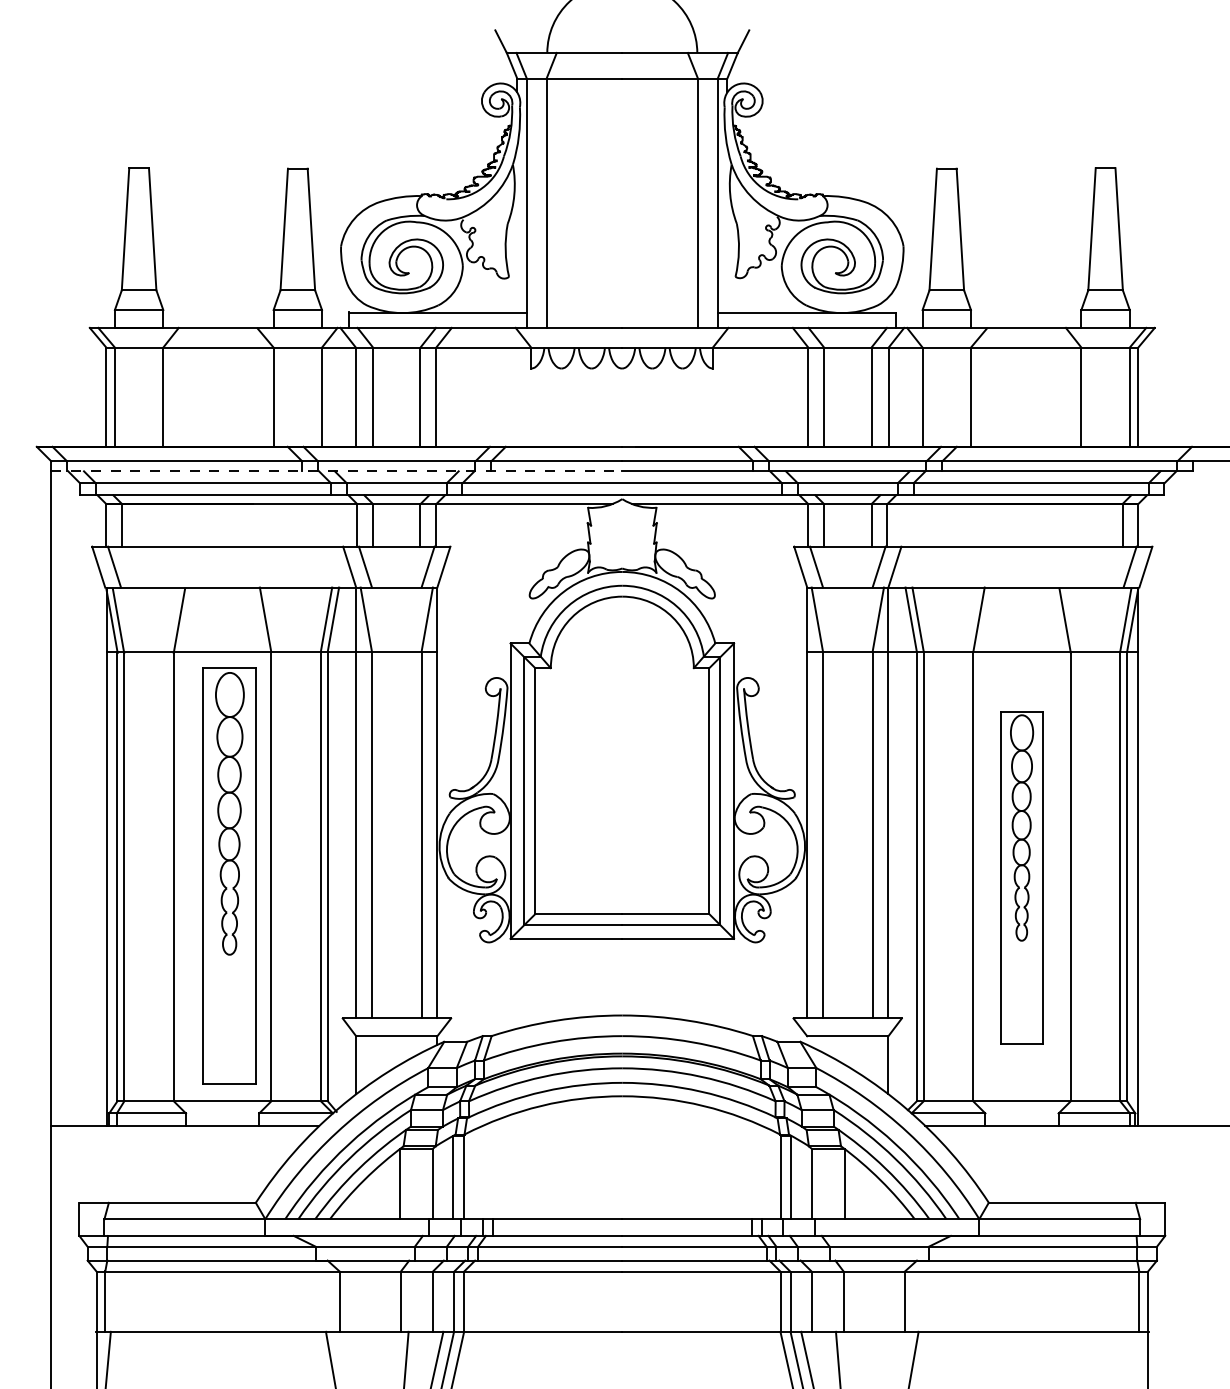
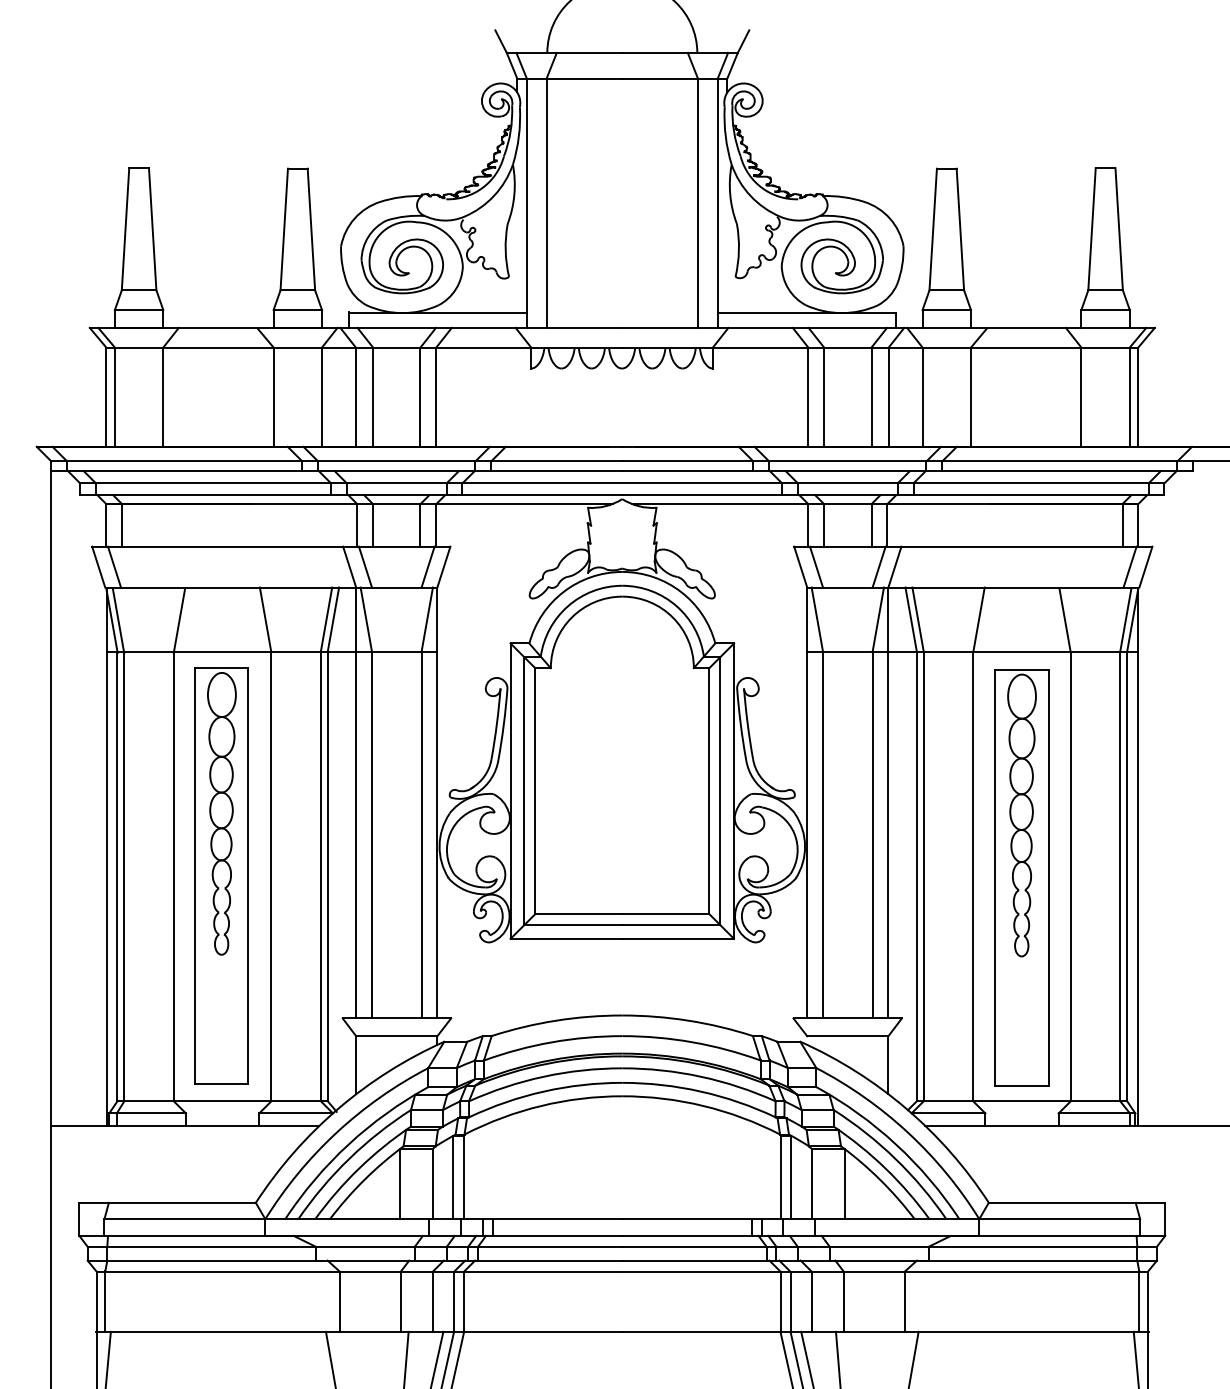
line: dashed -> solid (337, 471)
part position: (229, 875) -> (221, 875) (221, 875)
part size: 44x334 px -> 56x418 px (1021, 877)
line: none -> present (1135, 1358)
